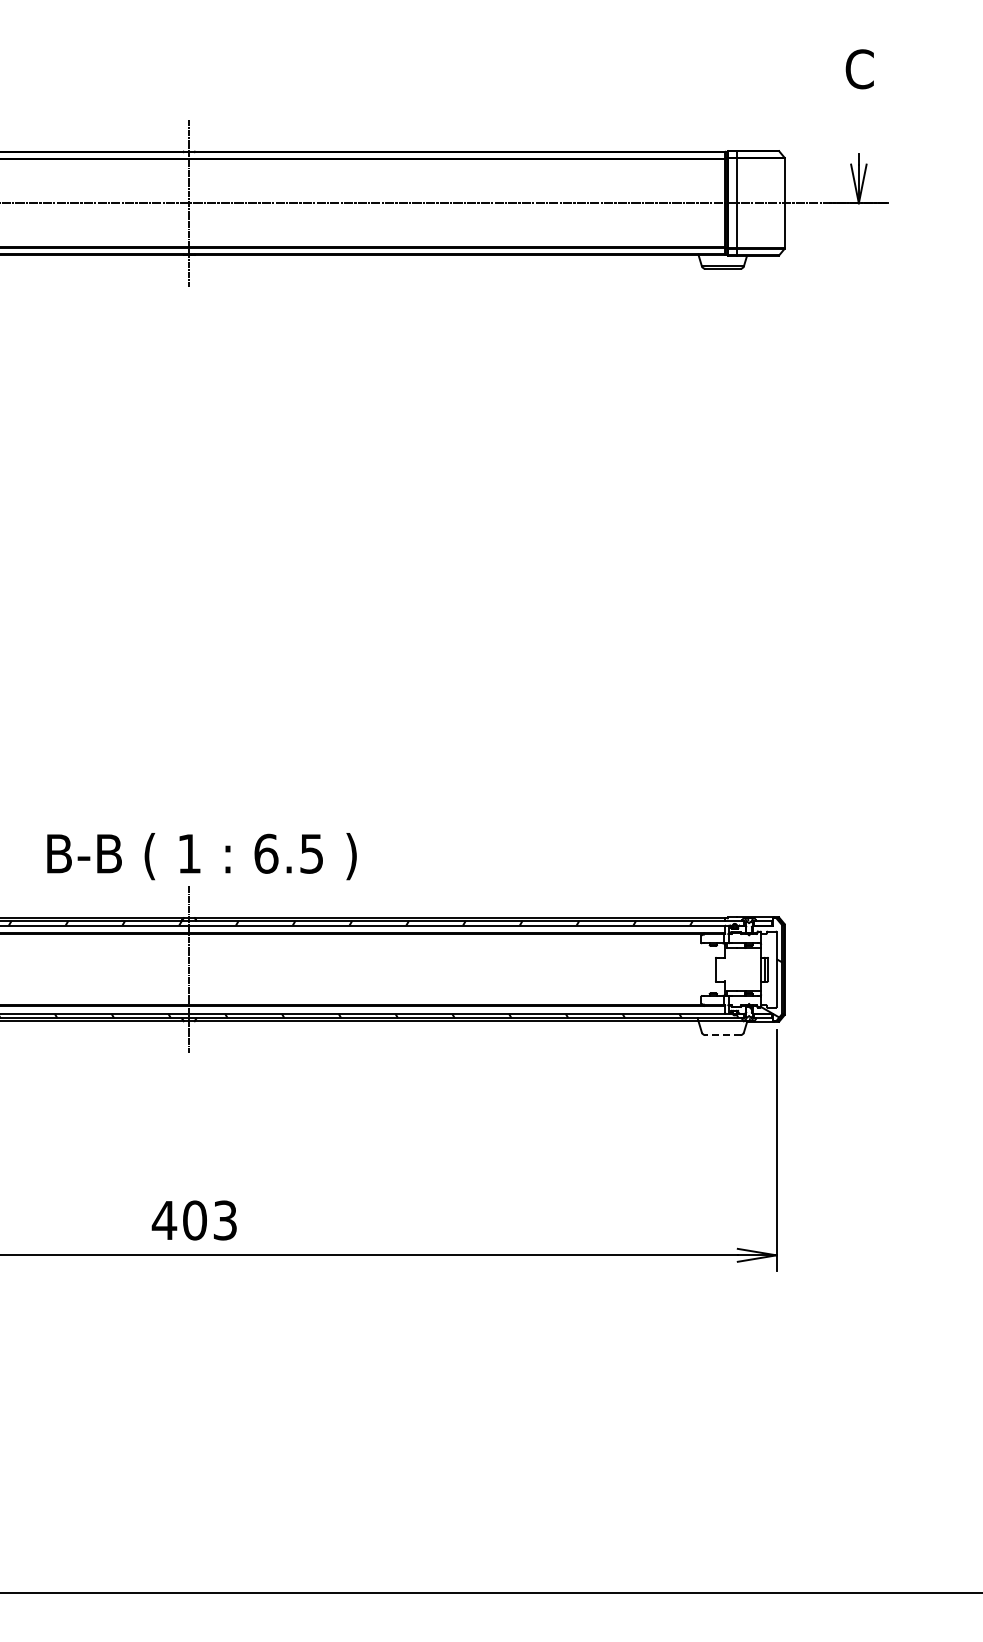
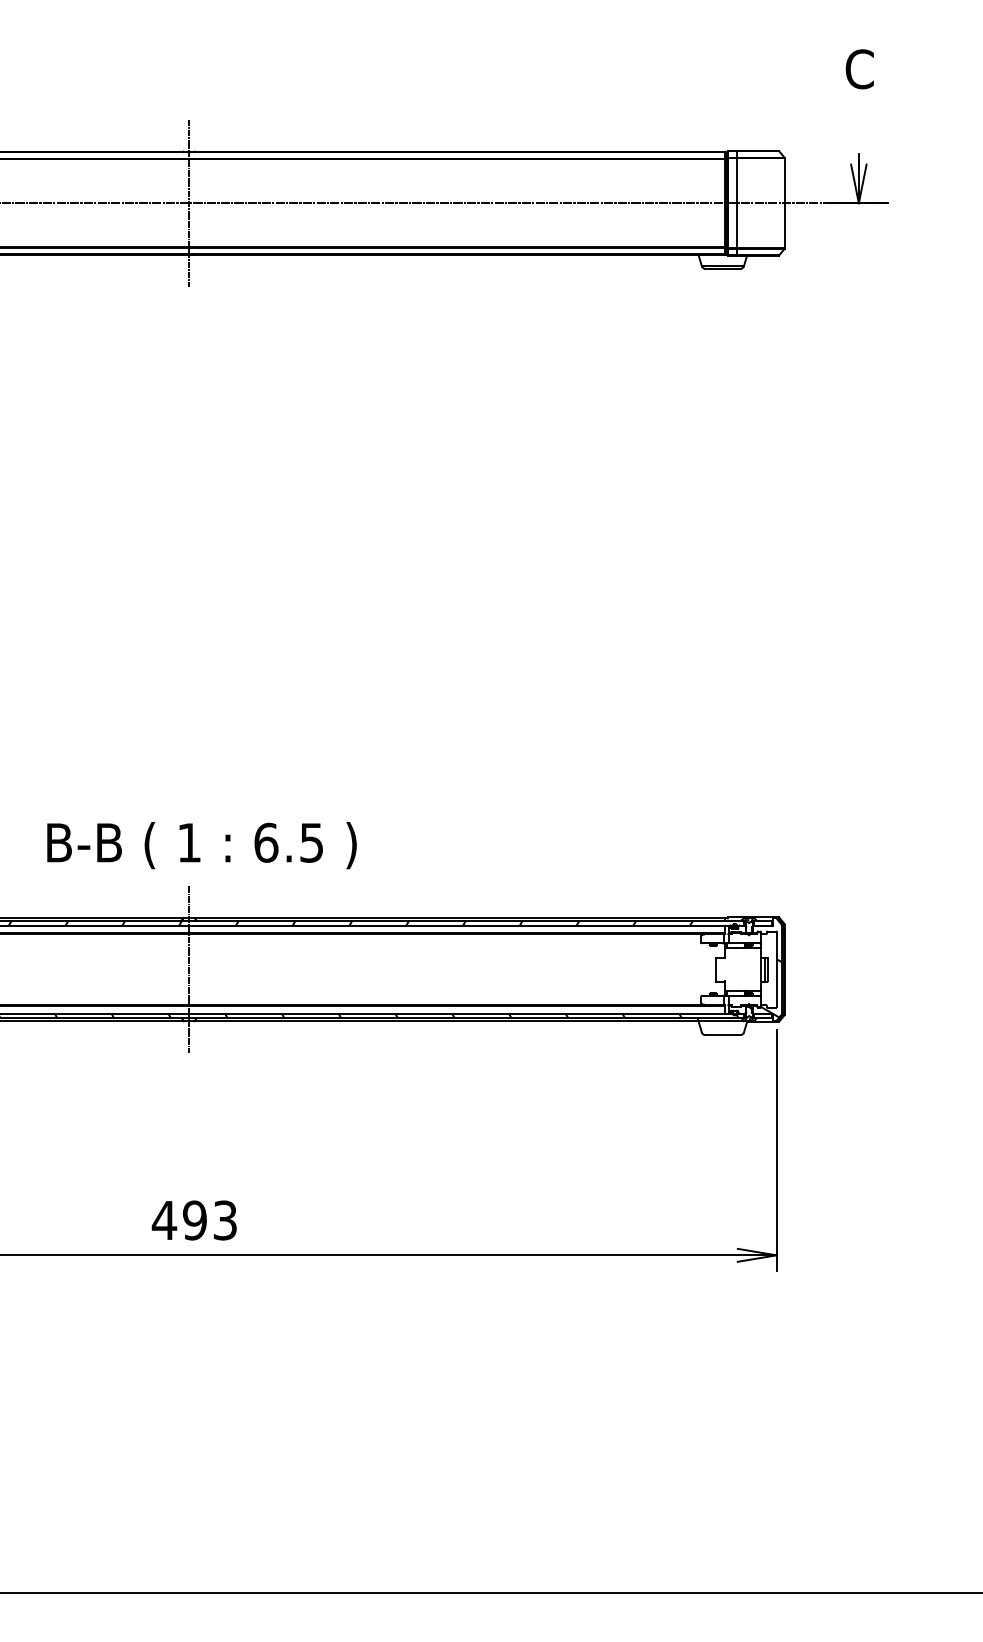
text position: (201, 856) -> (201, 845) (201, 845)
line: dashed -> solid (722, 1035)
text: 403 -> 493 (194, 1220)
